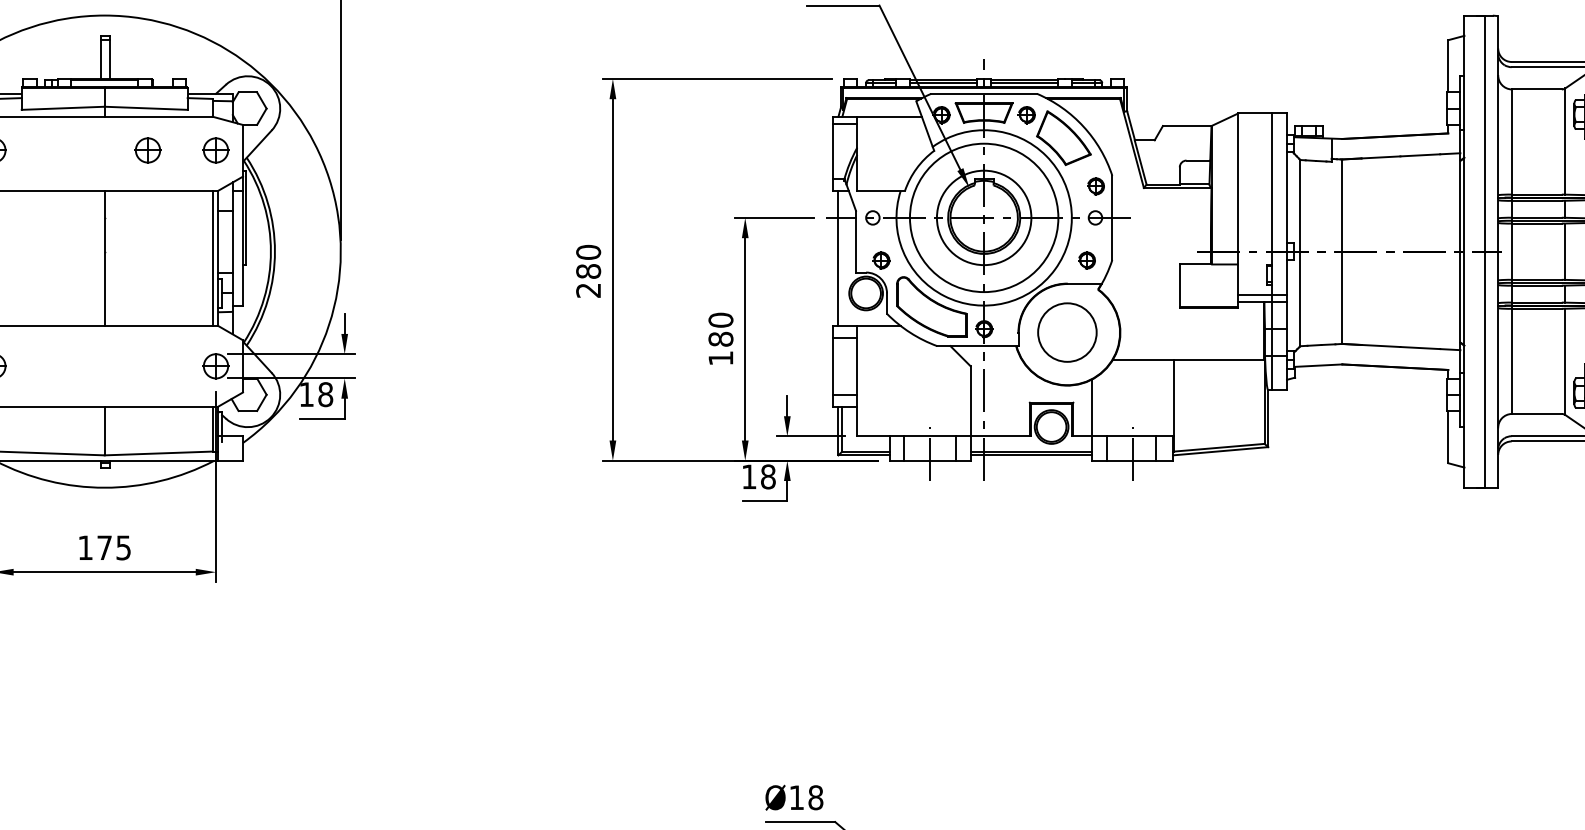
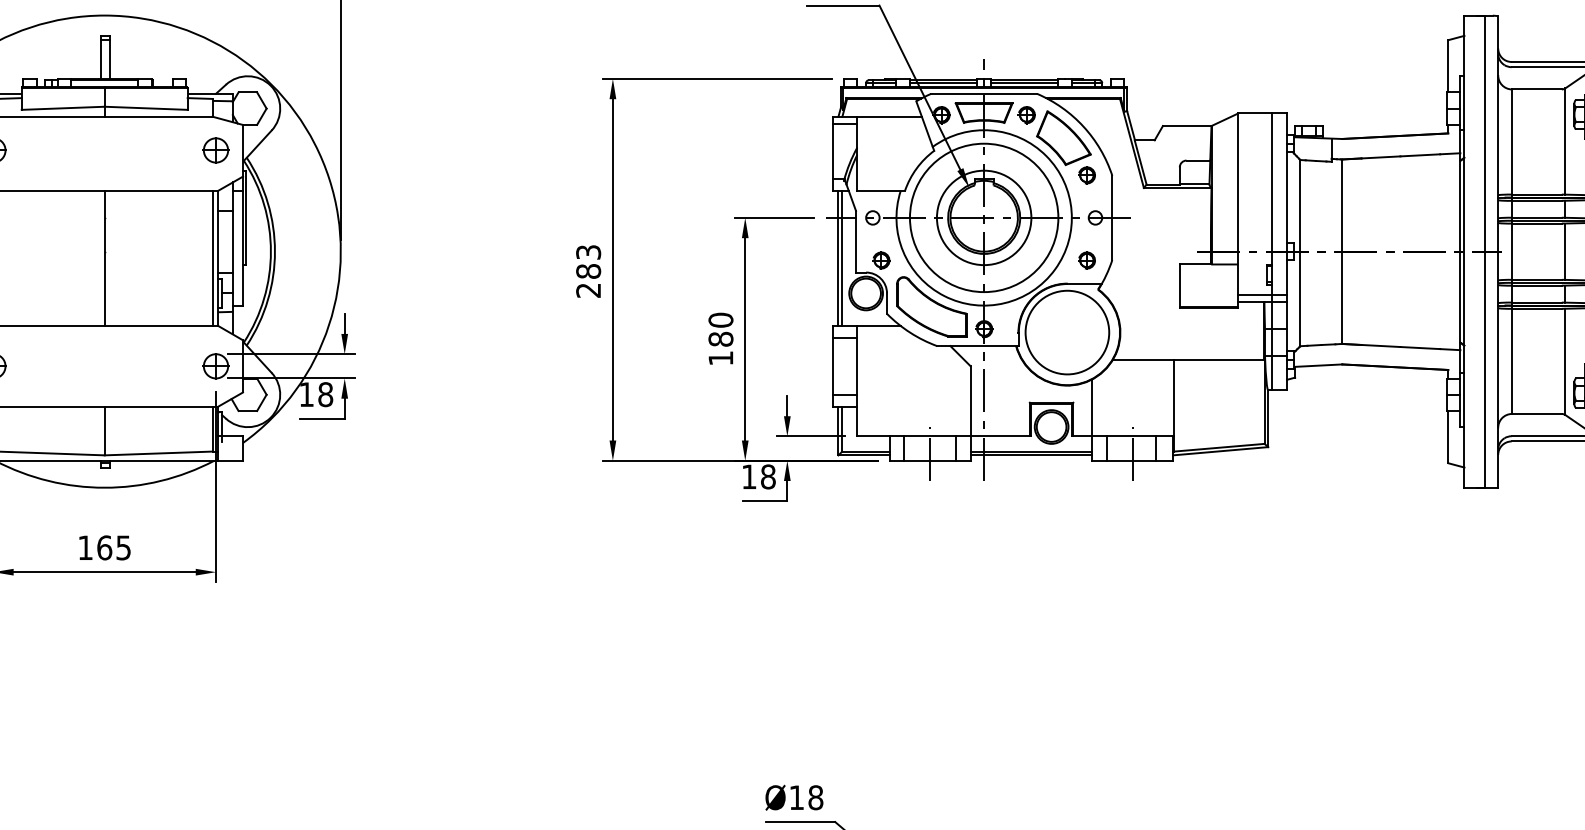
part: present -> none (147, 150)
part position: (1095, 186) -> (1086, 175) (1086, 175)
text: 280 -> 283 (588, 251)
line: none -> present (842, 257)
circle diameter: 59 px -> 84 px (1067, 332)
text: 175 -> 165 (104, 547)
